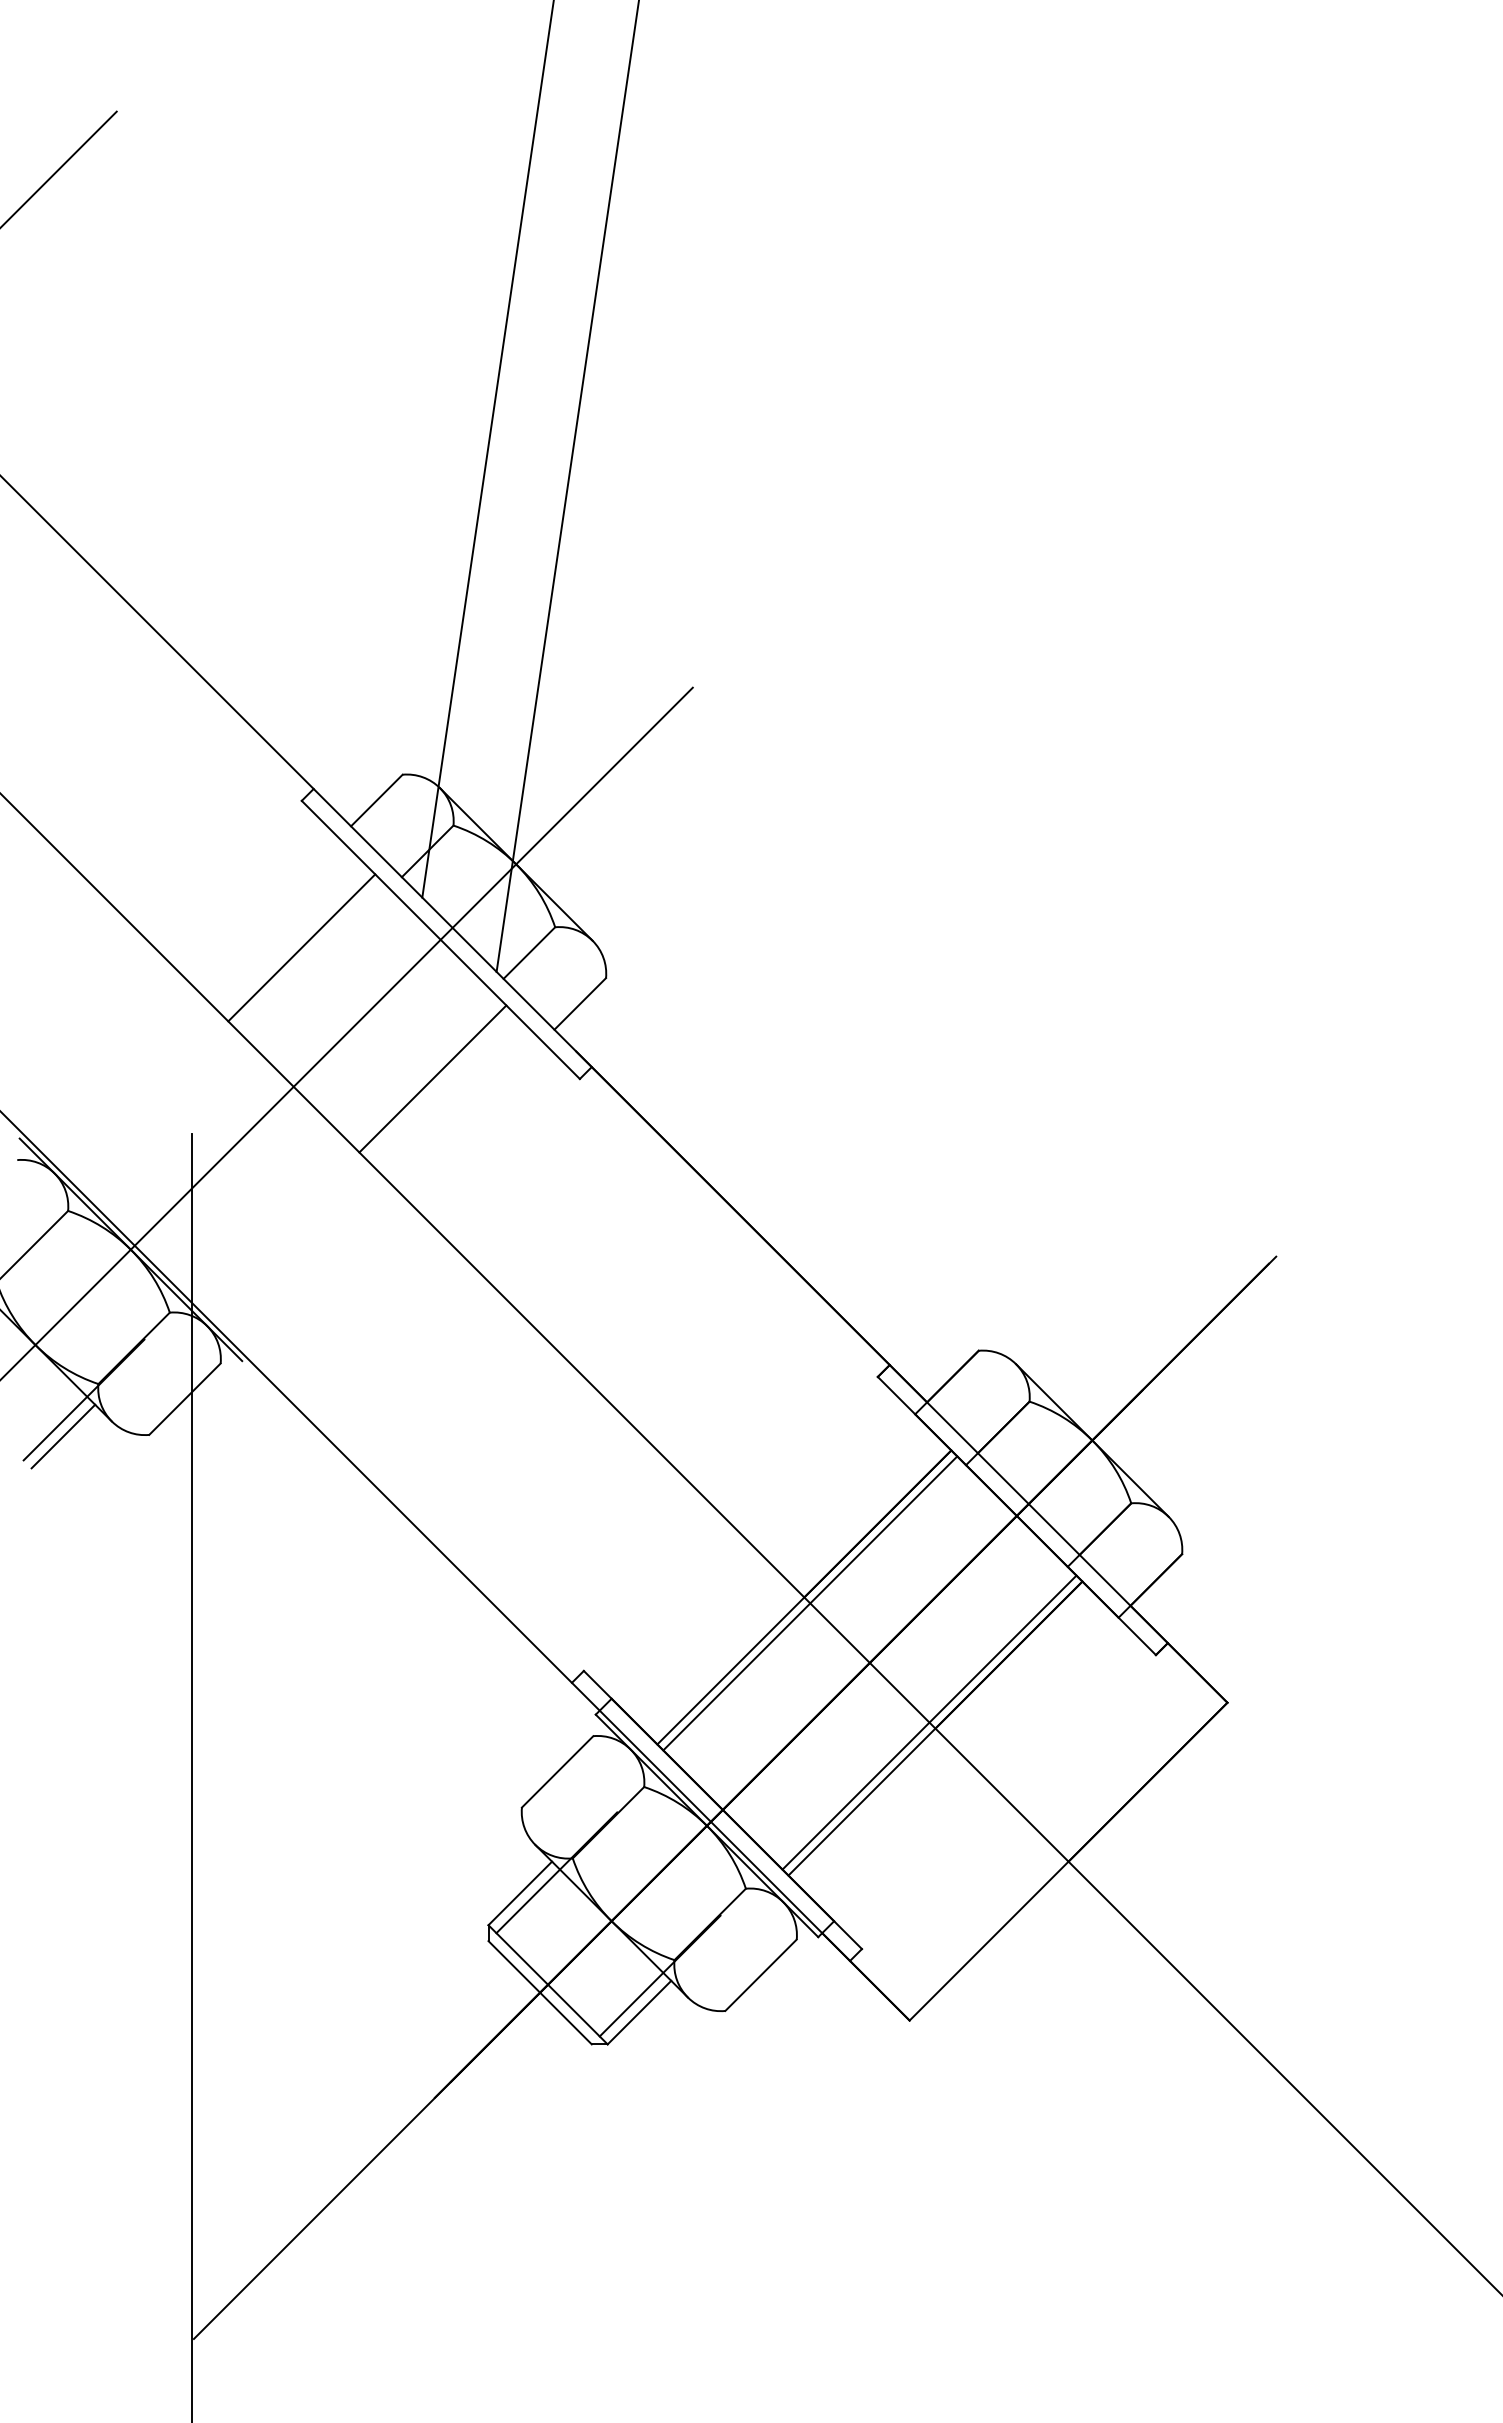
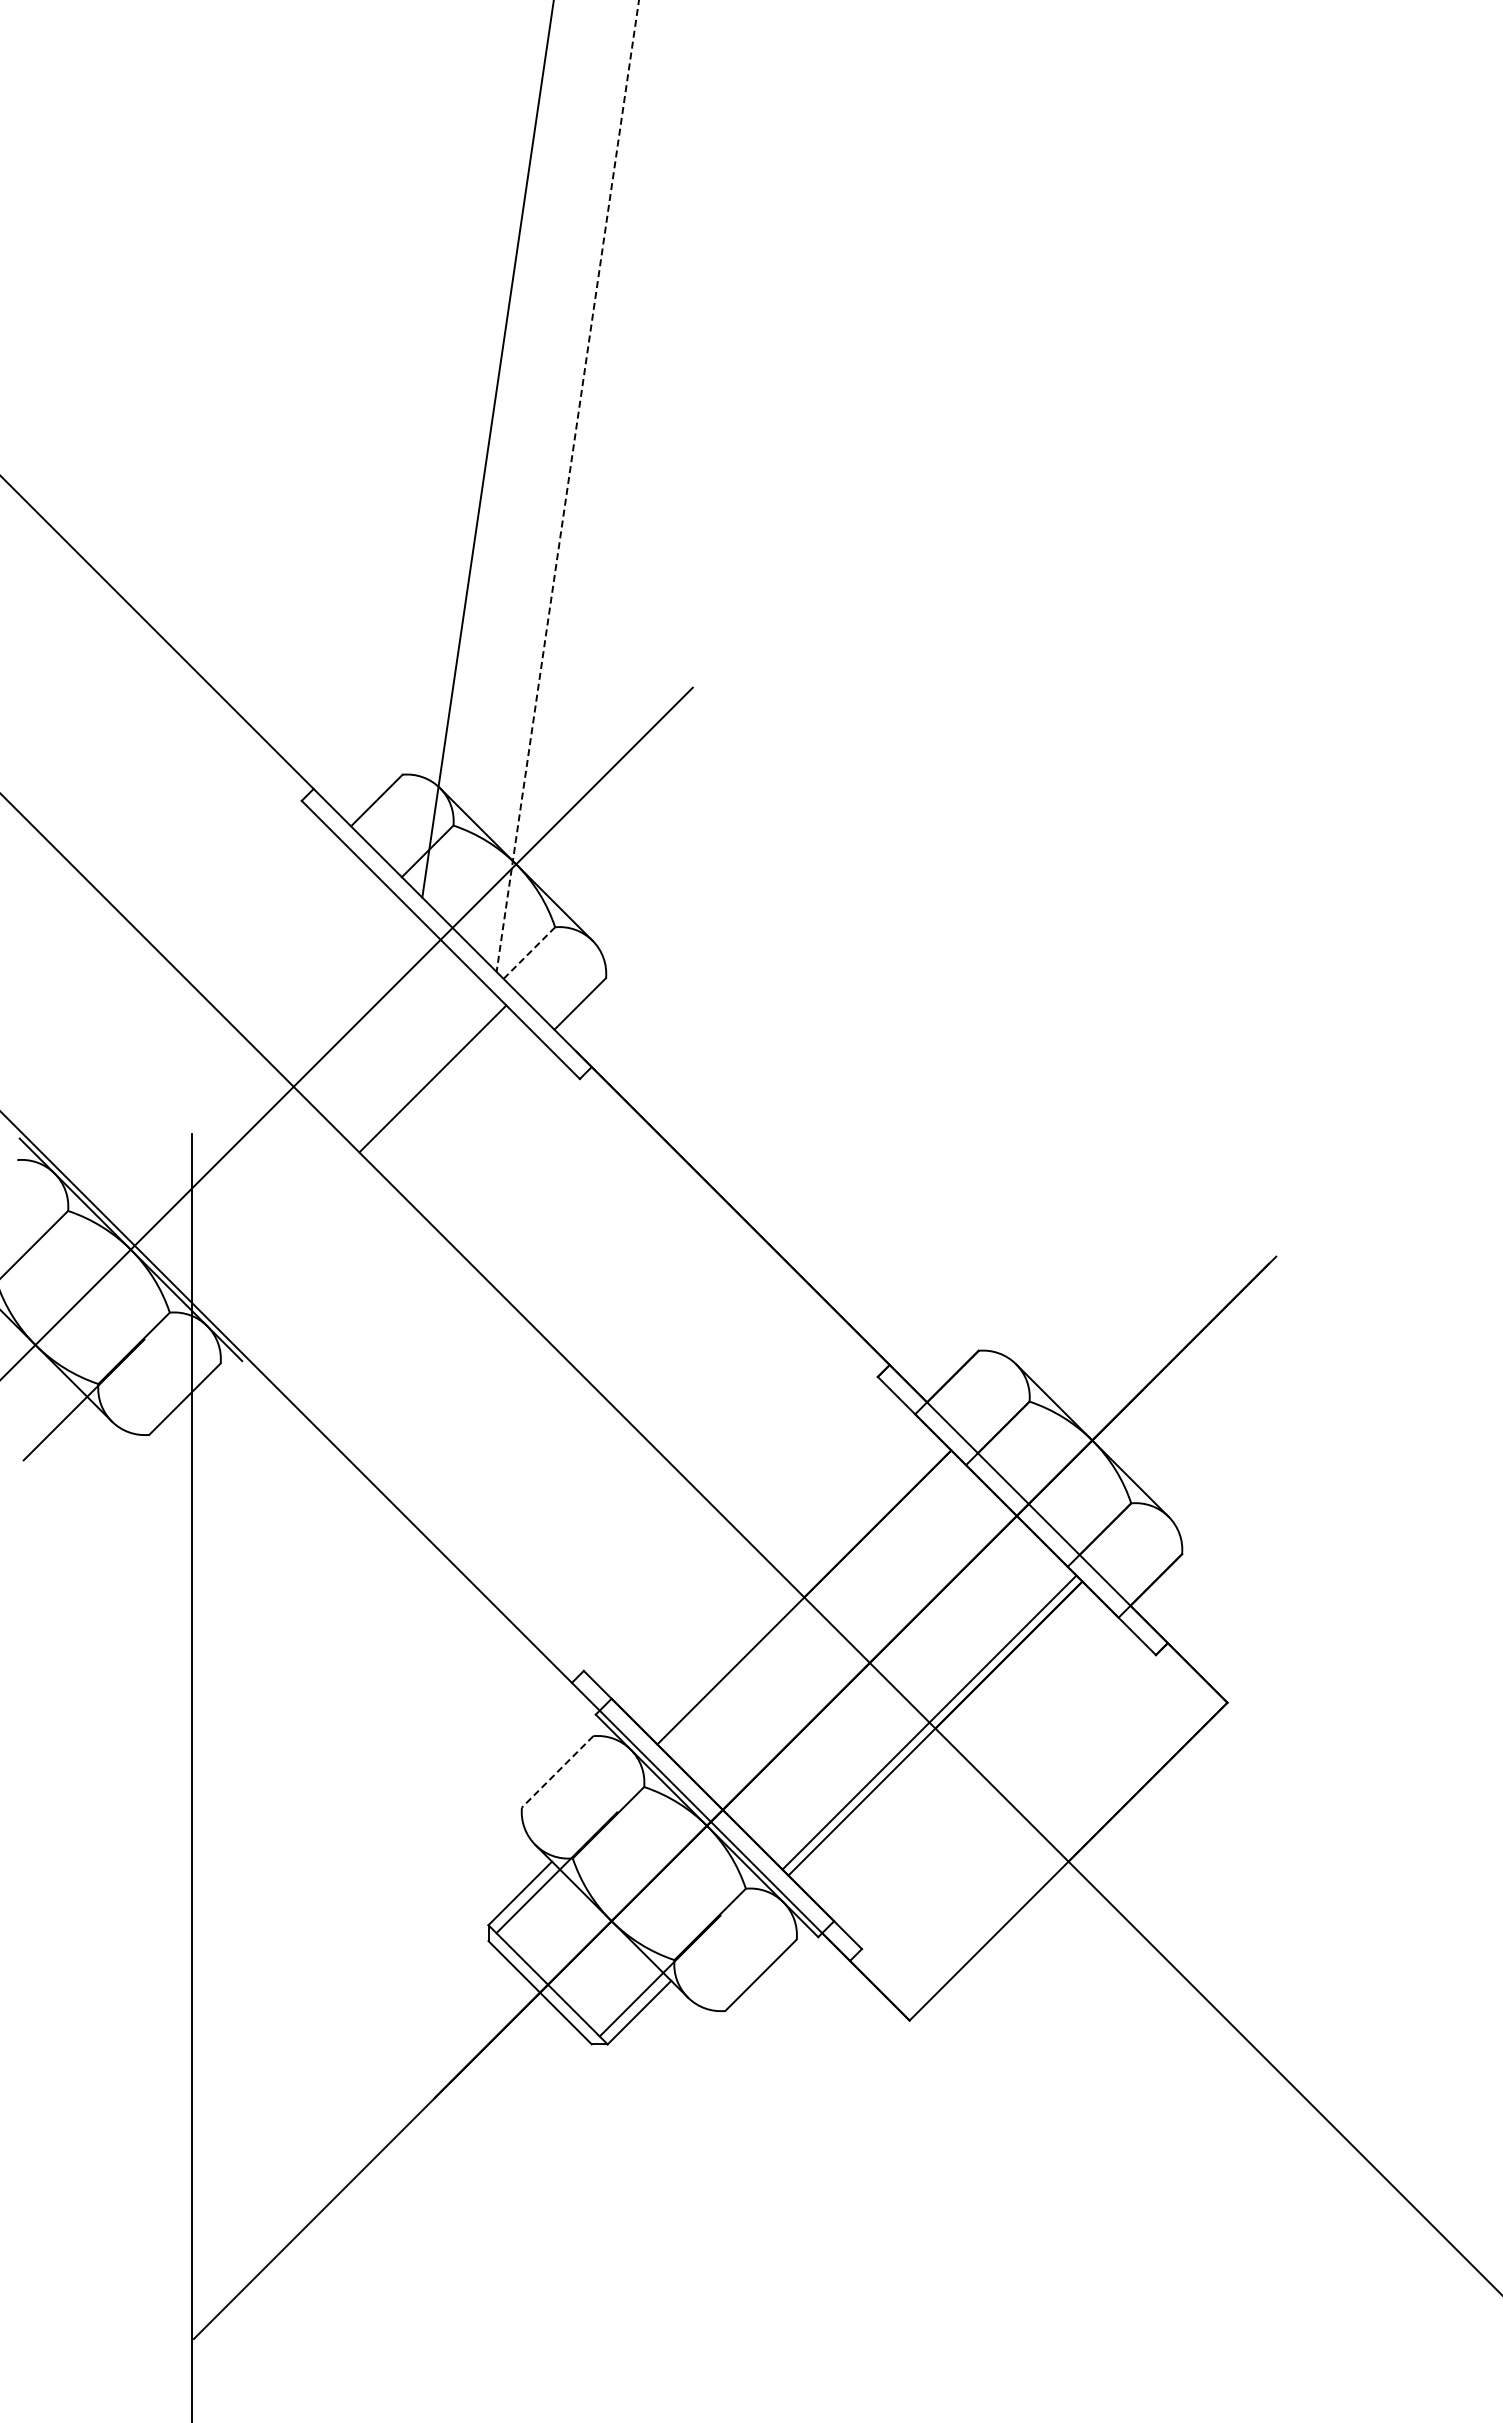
line: present -> none (59, 168)
line: solid -> dashed (567, 486)
line: present -> none (301, 947)
line: solid -> dashed (529, 952)
line: present -> none (63, 1436)
line: present -> none (810, 1603)
line: solid -> dashed (557, 1772)
